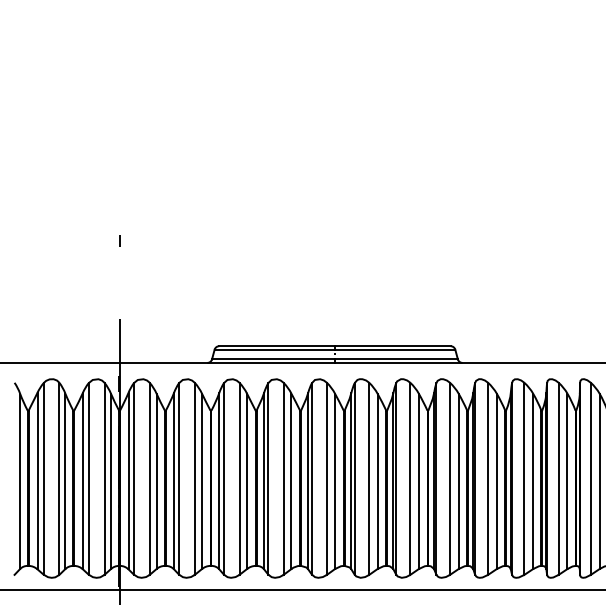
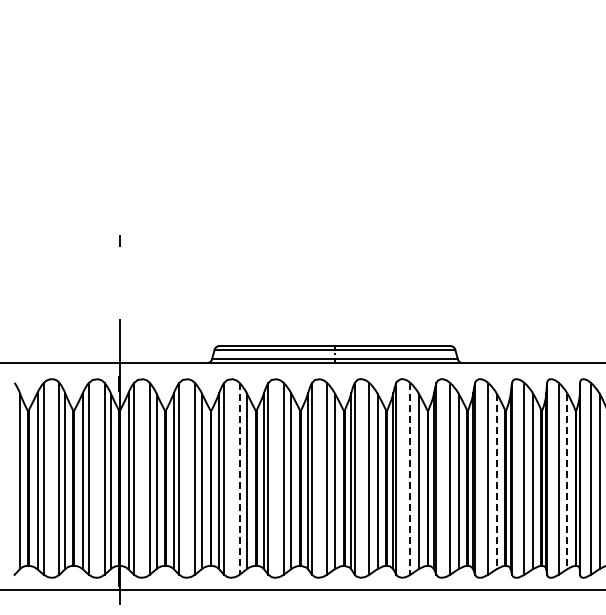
line: solid -> dashed (239, 479)
line: solid -> dashed (410, 479)
line: solid -> dashed (496, 481)
line: solid -> dashed (567, 481)
